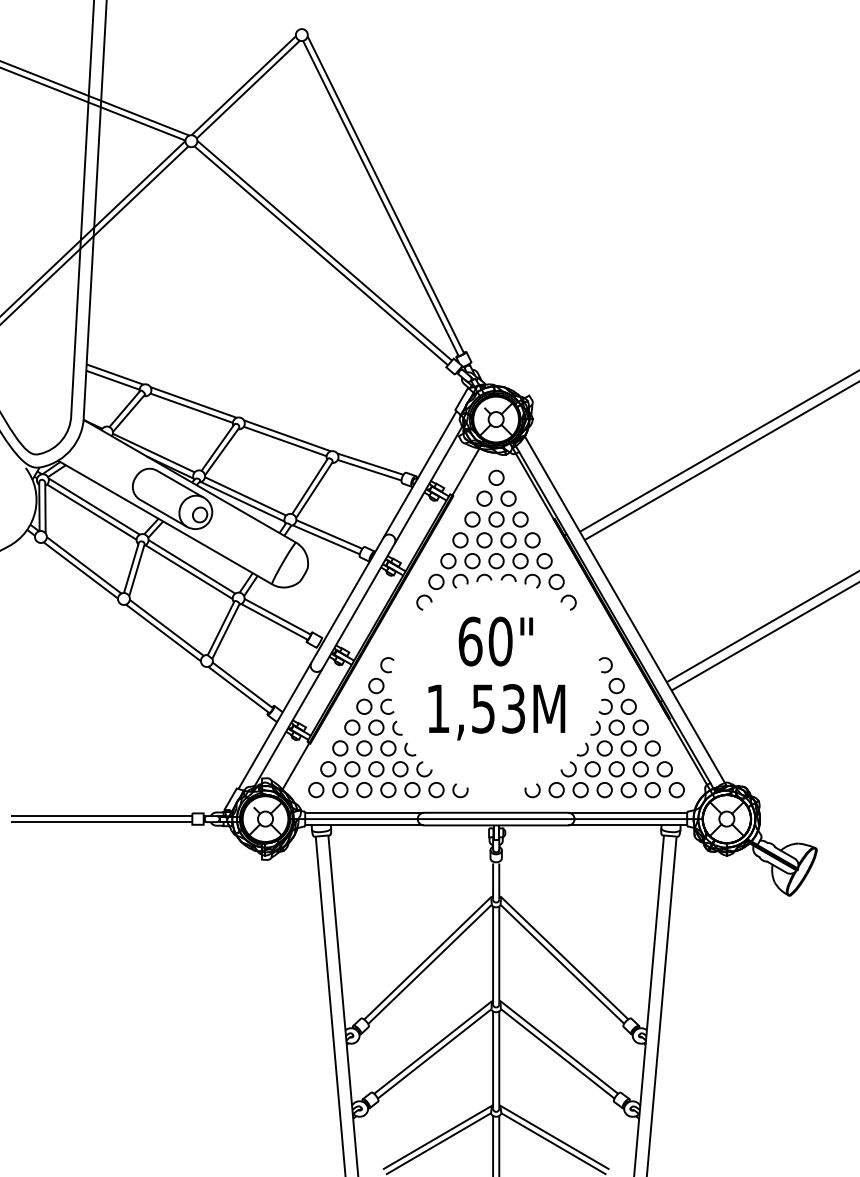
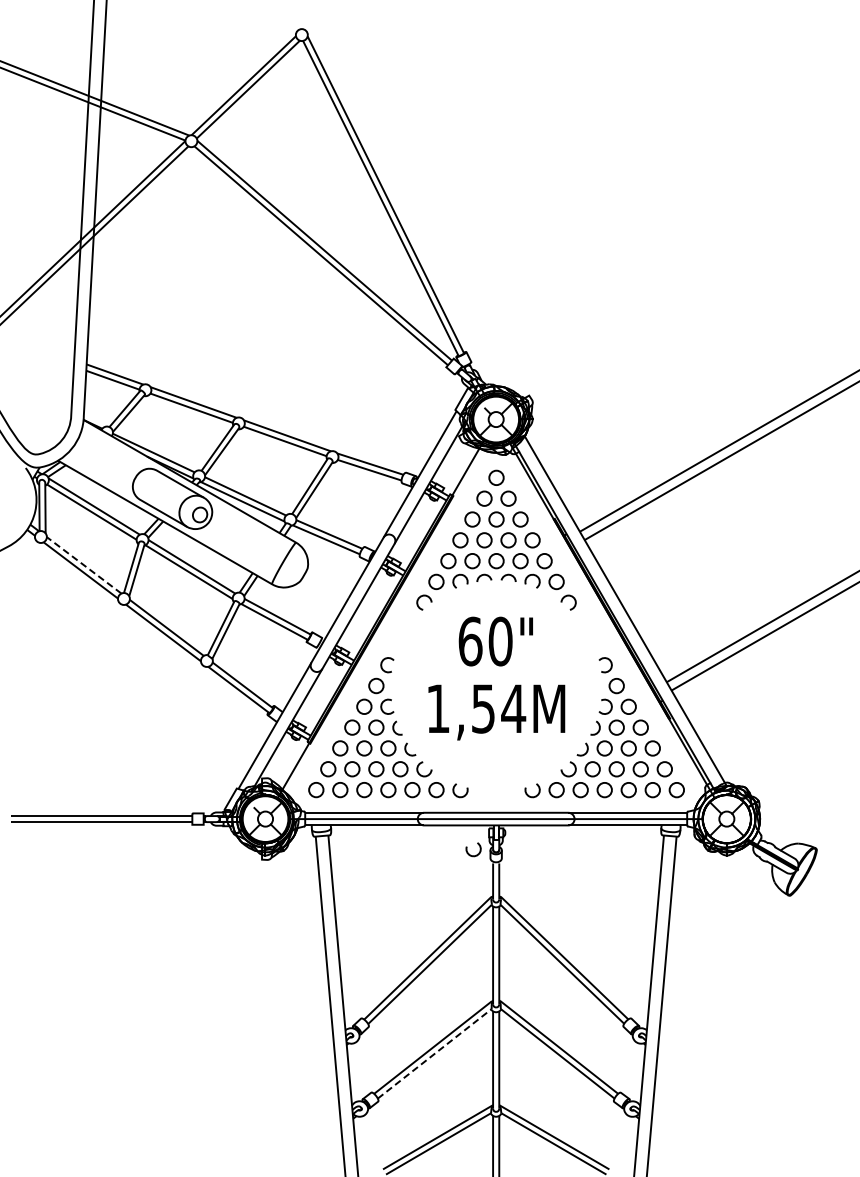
line: solid -> dashed (84, 565)
text: 1,53M -> 1,54M (513, 708)
arc: none -> present (469, 853)
line: solid -> dashed (434, 1053)
